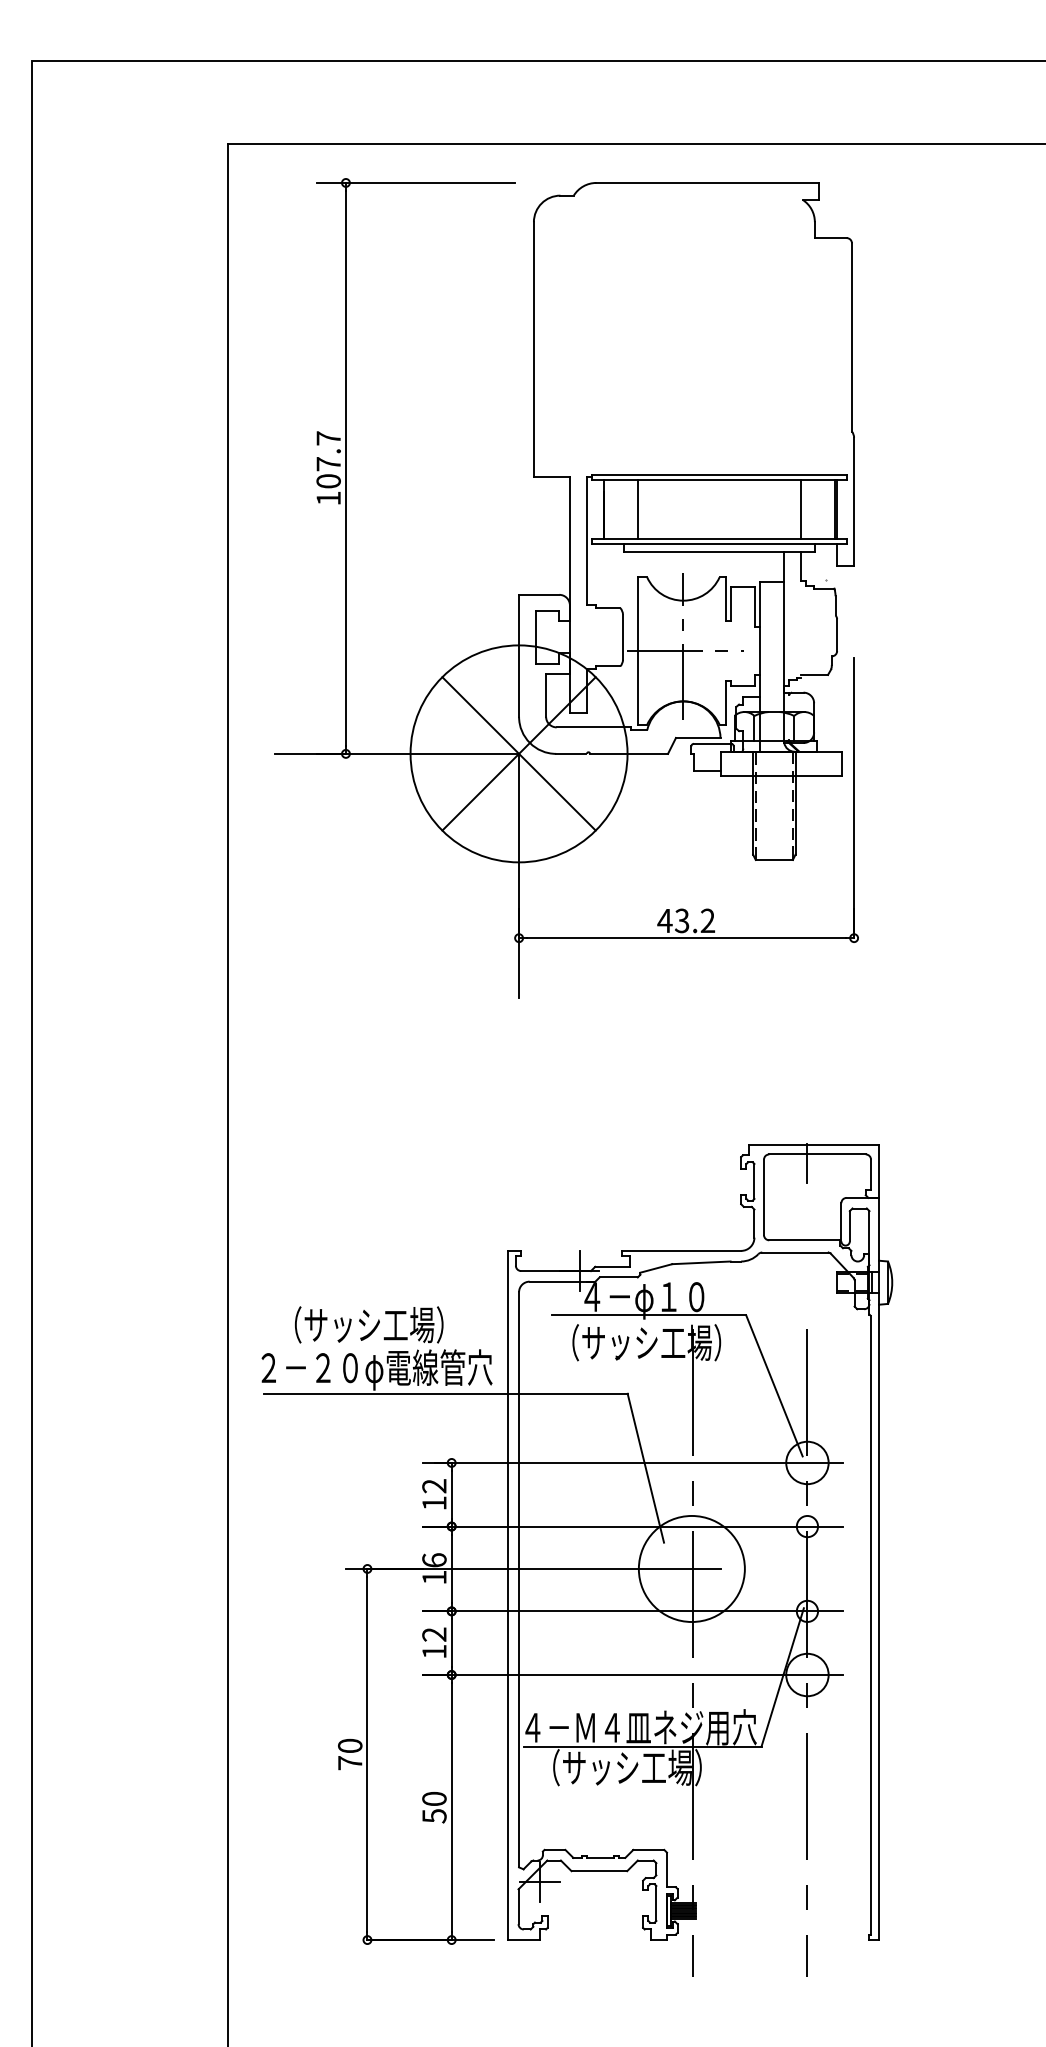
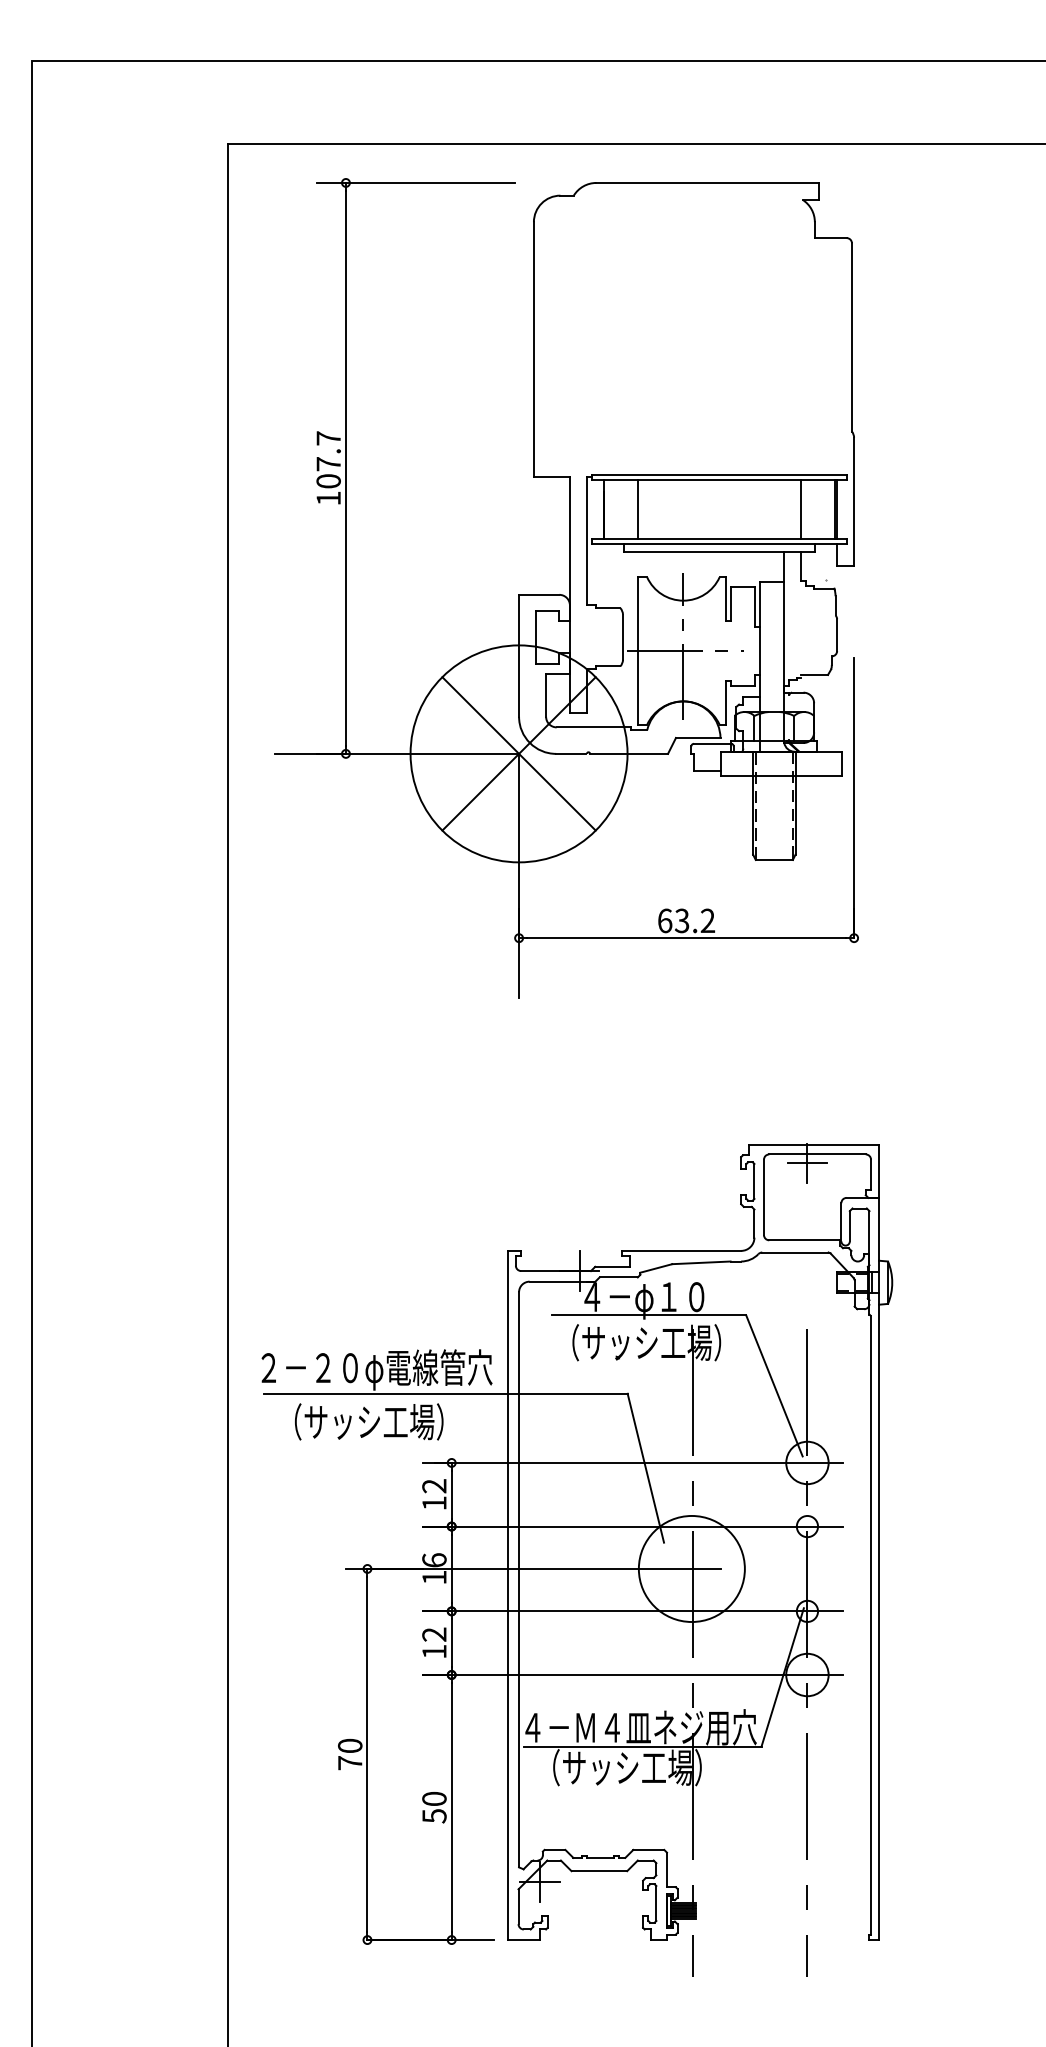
text: 43.2 -> 63.2 (664, 920)
line: none -> present (807, 1163)
text position: (369, 1324) -> (369, 1421) (369, 1421)
